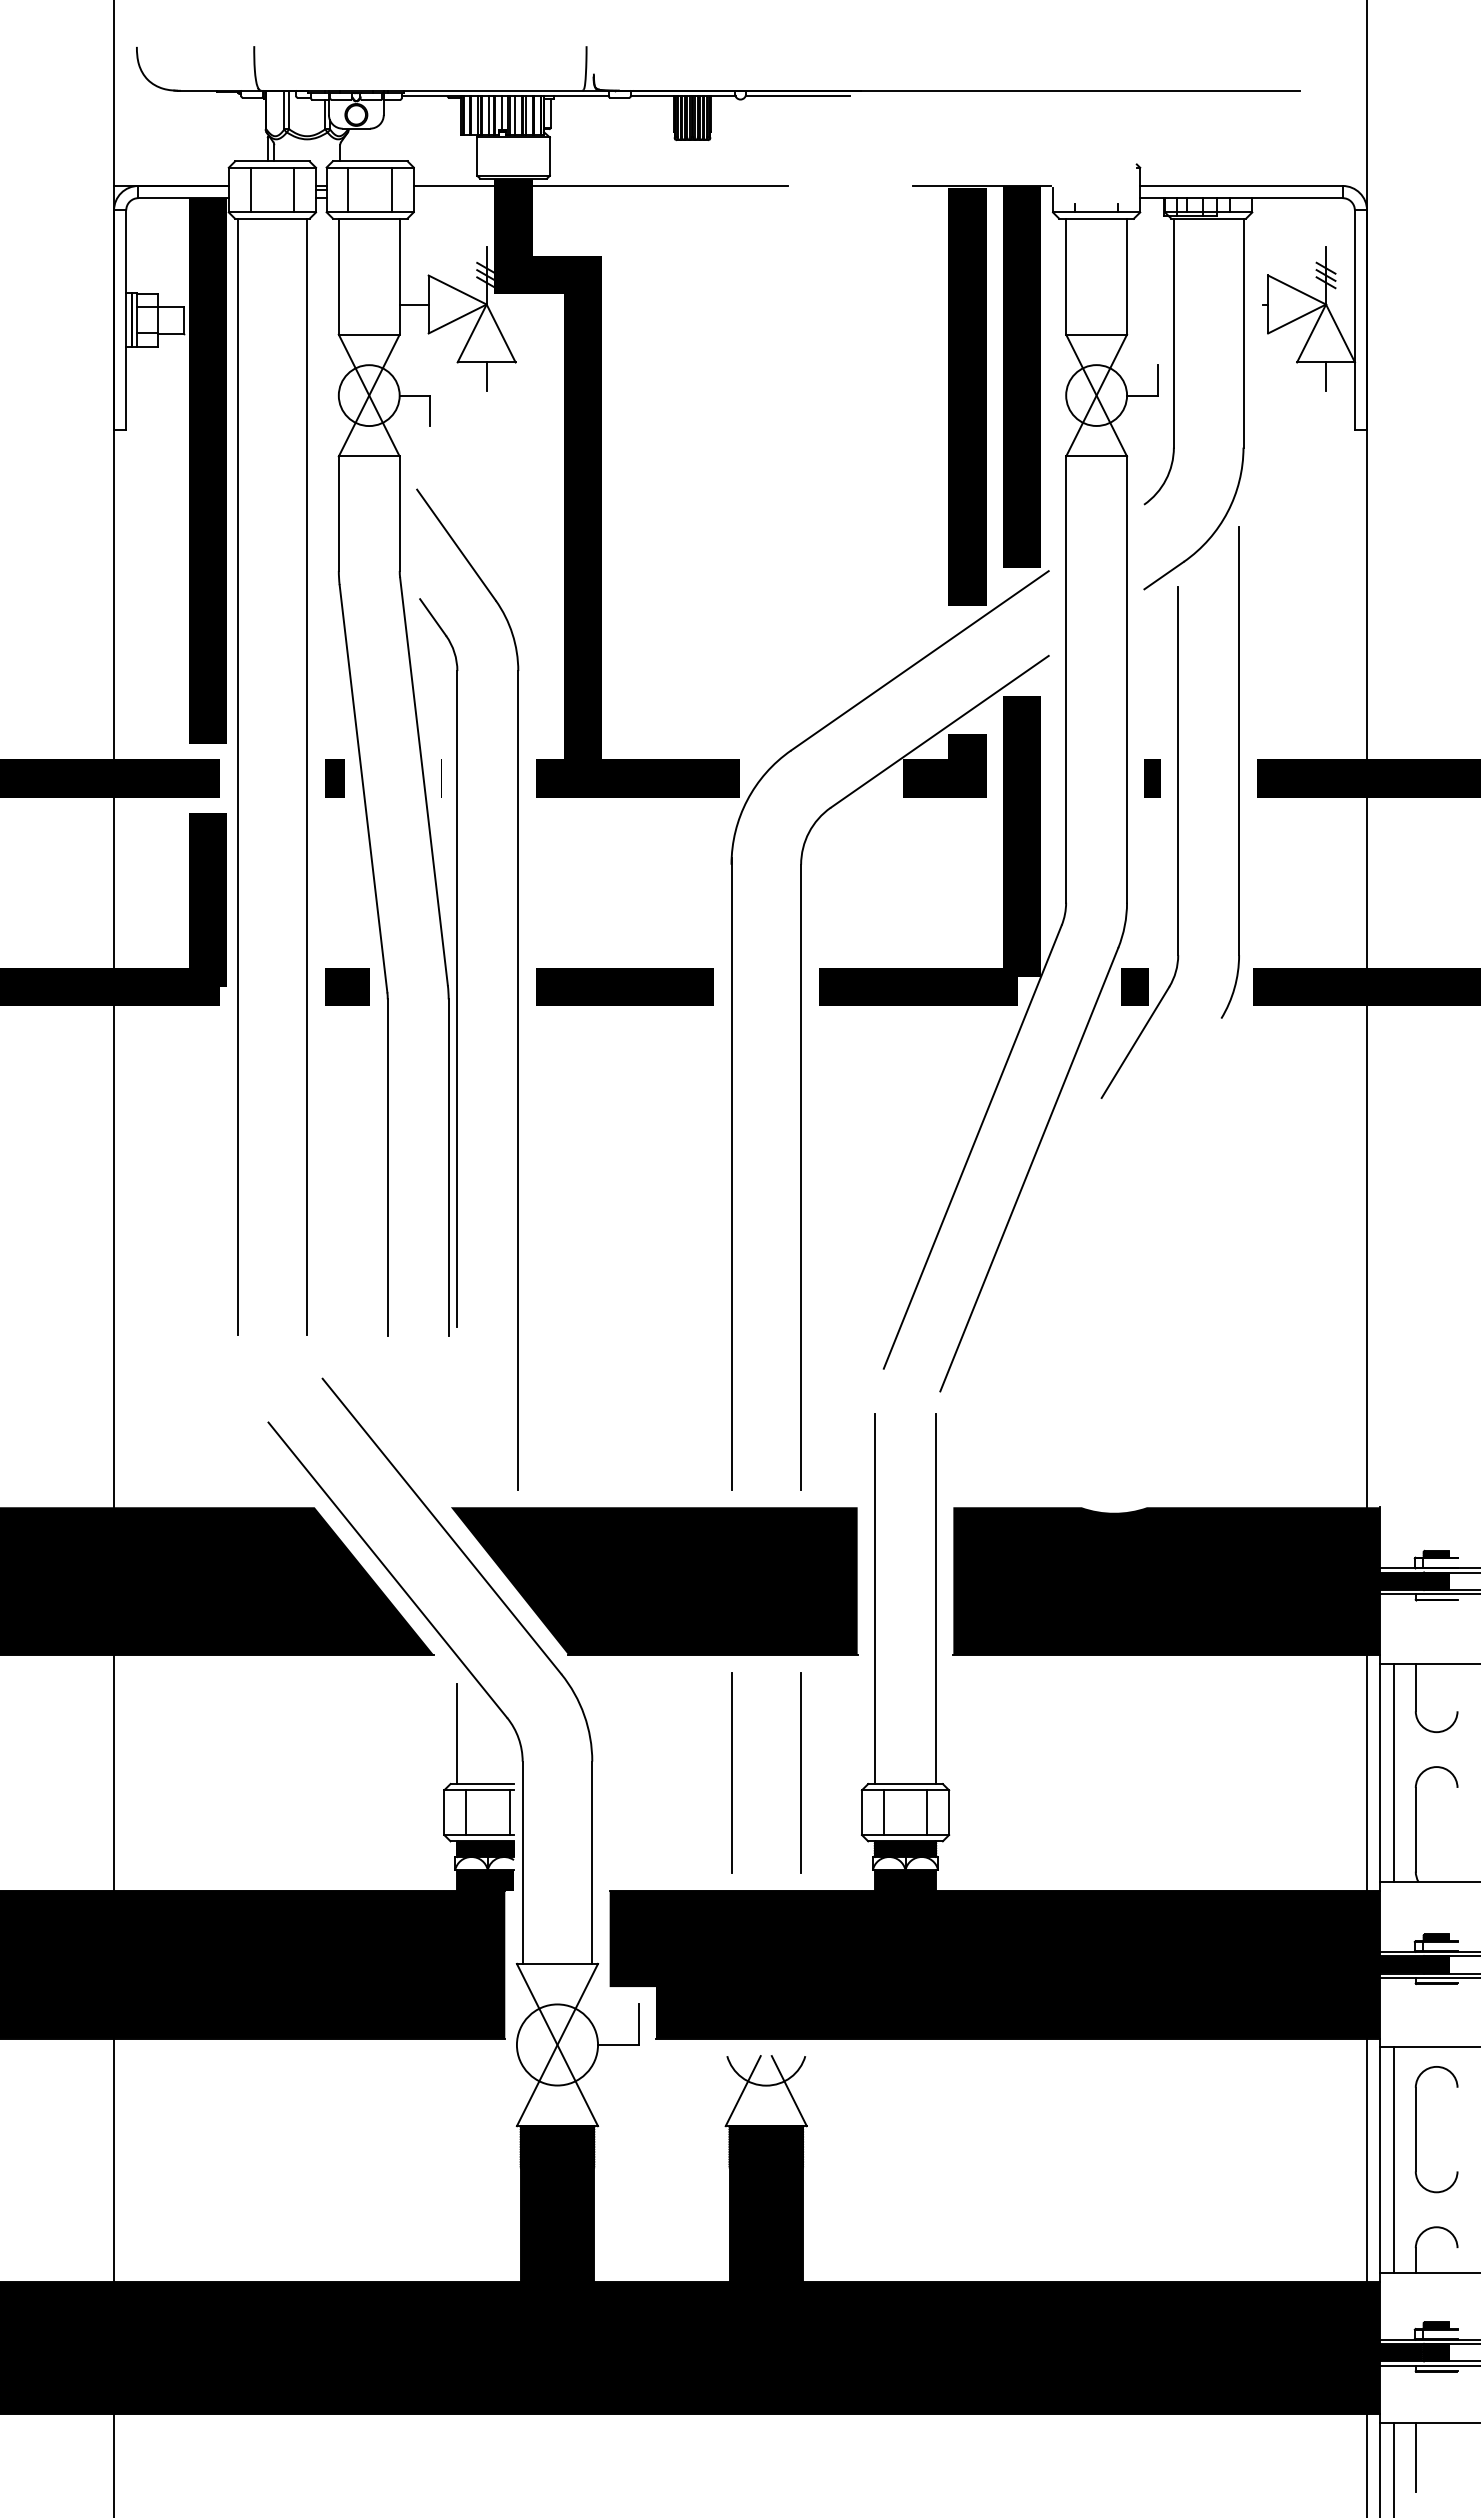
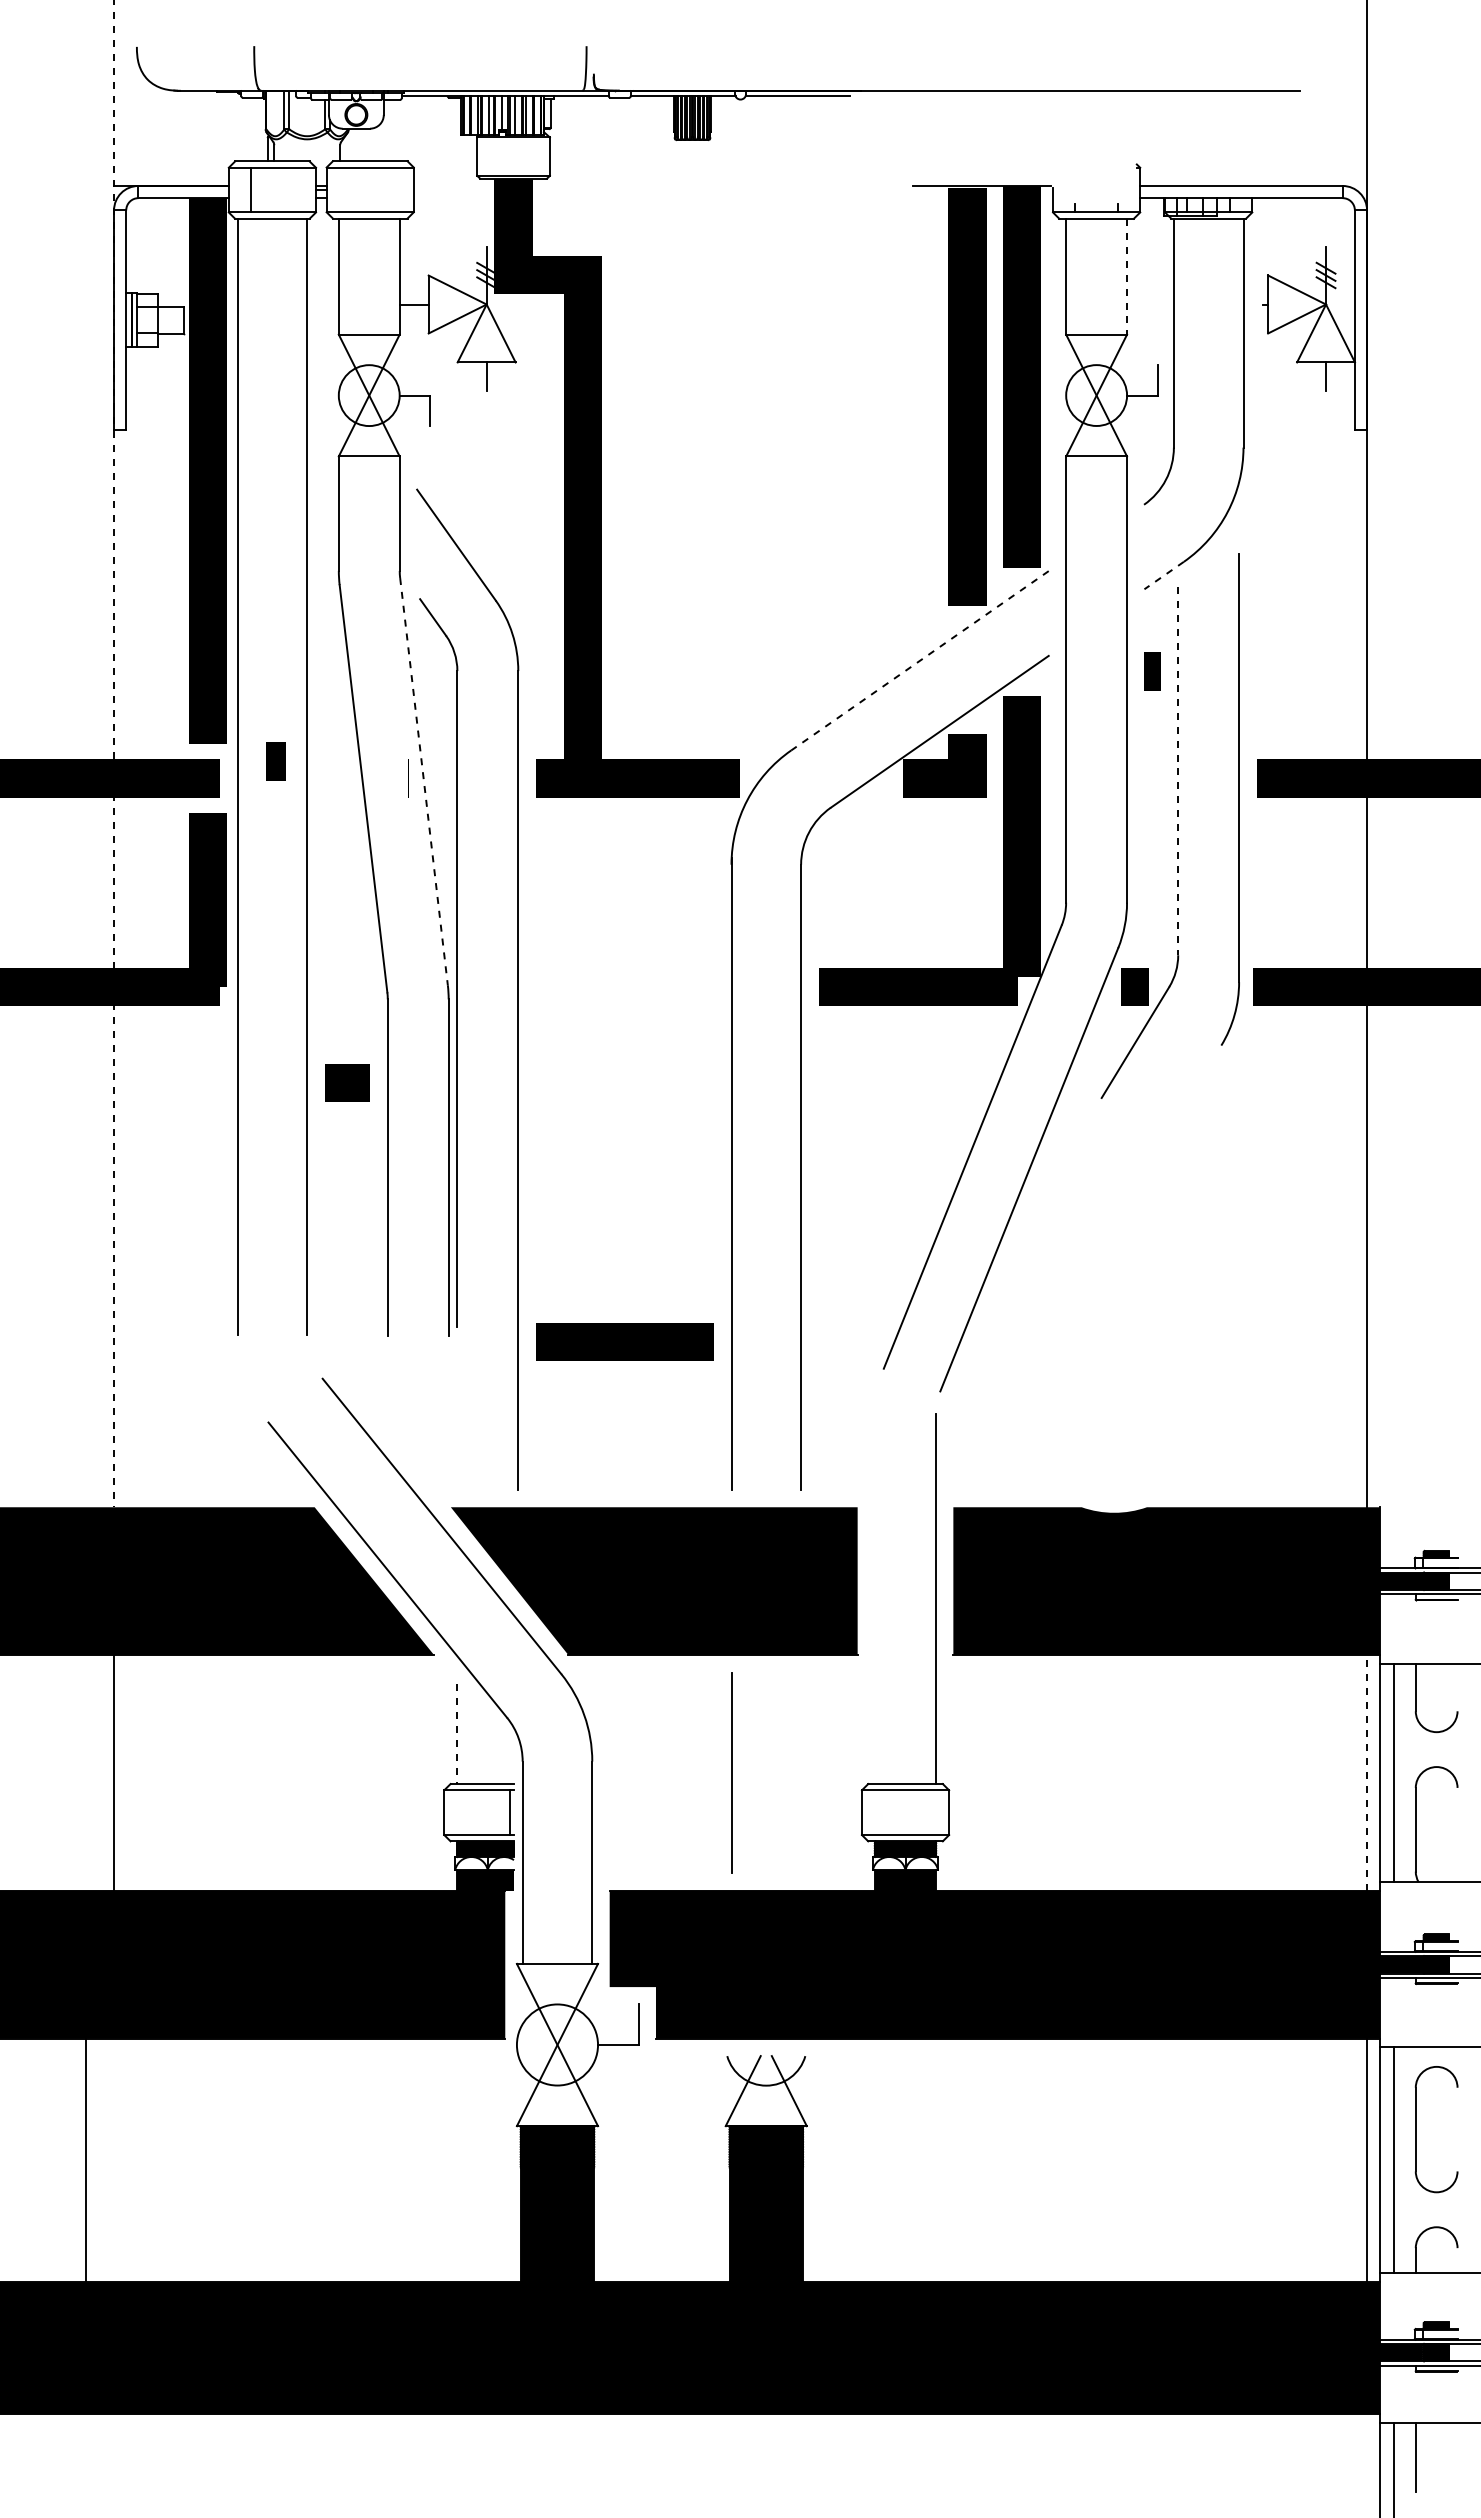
line: present -> none (600, 185)
line: present -> none (294, 189)
line: present -> none (348, 189)
line: present -> none (392, 189)
line: solid -> dashed (1127, 276)
line: solid -> dashed (1163, 575)
line: solid -> dashed (919, 660)
line: solid -> dashed (114, 754)
line: solid -> dashed (1178, 771)
part position: (1238, 772) -> (1238, 799) (1238, 799)
line position: (334, 778) -> (275, 761) (275, 761)
line position: (441, 778) -> (408, 778) (408, 778)
line position: (1152, 778) -> (1152, 671) (1152, 671)
line: solid -> dashed (424, 782)
line position: (347, 986) -> (347, 1082) (347, 1082)
line position: (624, 986) -> (624, 1341) (624, 1341)
line: present -> none (875, 1599)
line: solid -> dashed (457, 1734)
line: present -> none (801, 1772)
line: solid -> dashed (1367, 1772)
line: present -> none (466, 1812)
line: present -> none (883, 1812)
line: present -> none (927, 1812)
line position: (114, 2160) -> (86, 2160) (86, 2160)
line: present -> none (114, 2464)
line: present -> none (1367, 2464)
